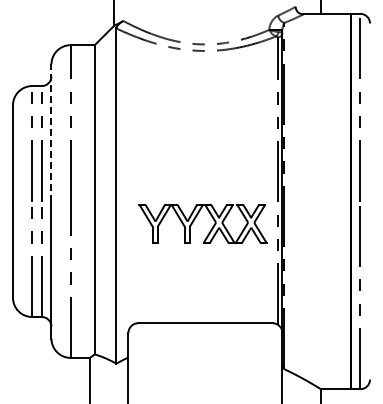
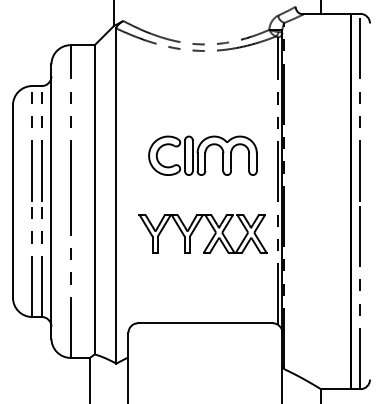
line: dashed -> solid (51, 132)
part: none -> present (202, 155)
part position: (195, 219) -> (195, 229) (195, 229)
